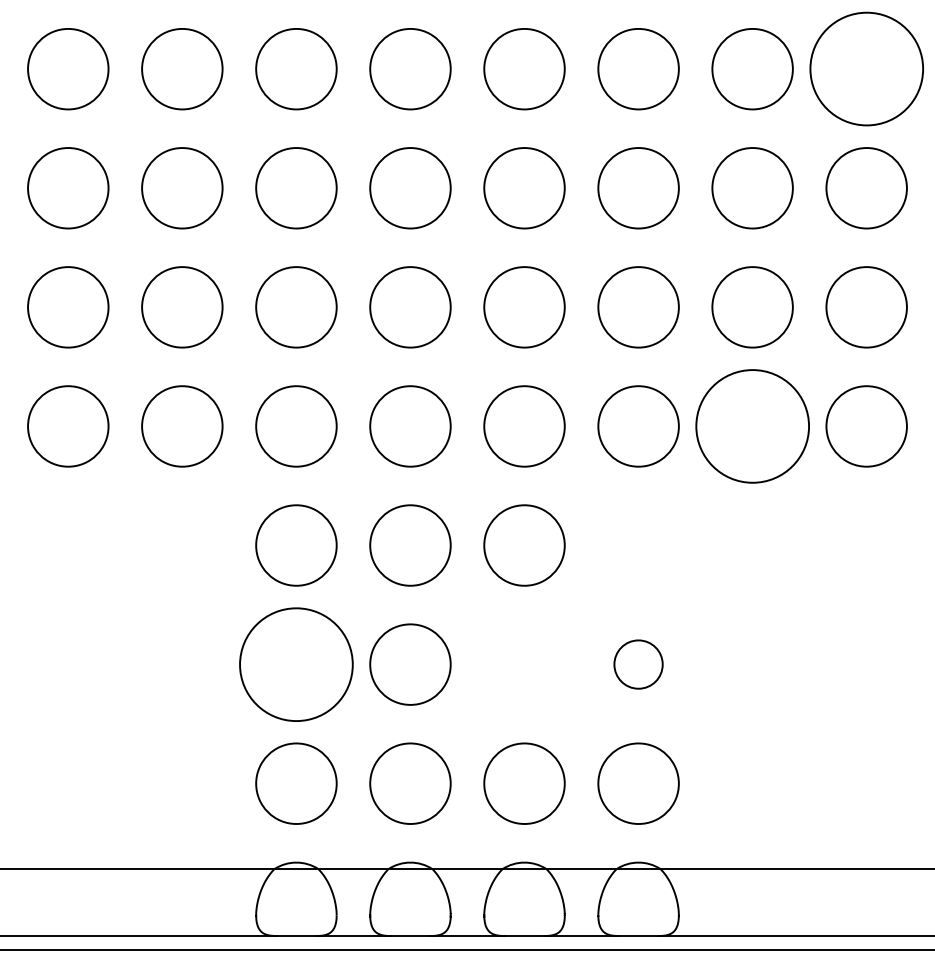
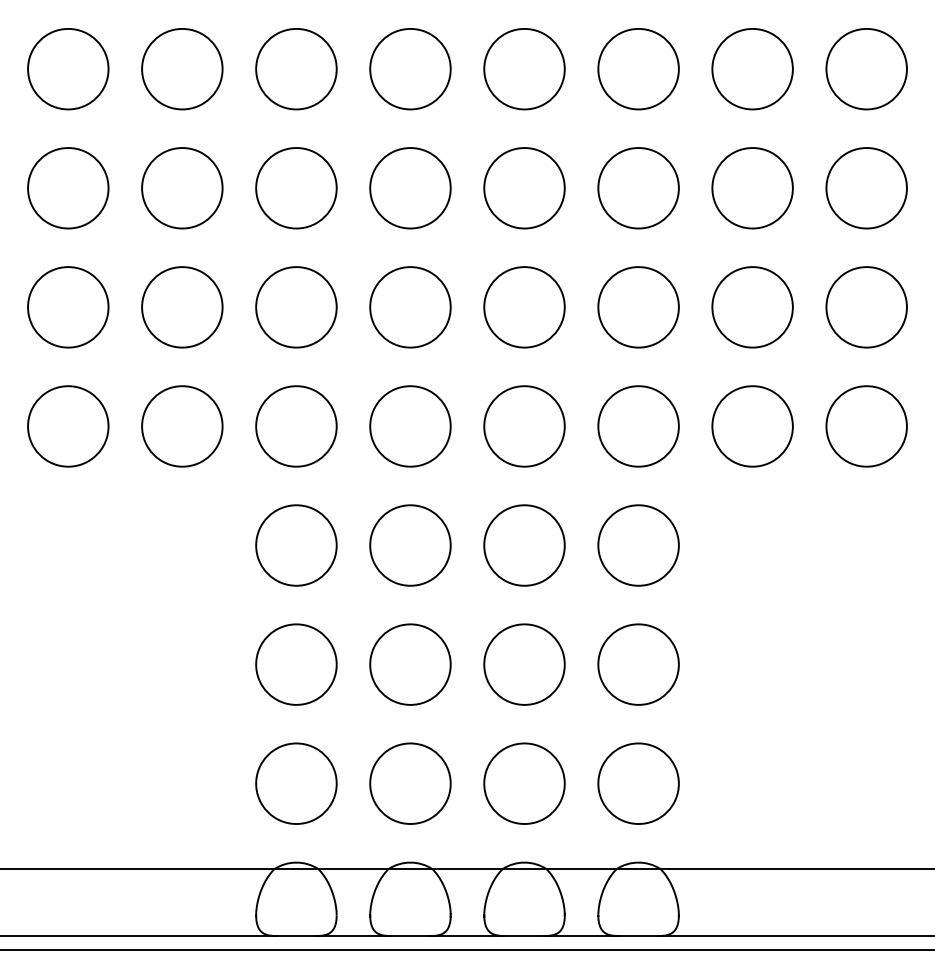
part size: 115x116 px -> 83x83 px (866, 69)
part size: 115x115 px -> 83x83 px (752, 426)
part: none -> present (638, 545)
part size: 115x115 px -> 83x83 px (296, 664)
part: none -> present (524, 664)
part size: 51x51 px -> 83x83 px (638, 664)
